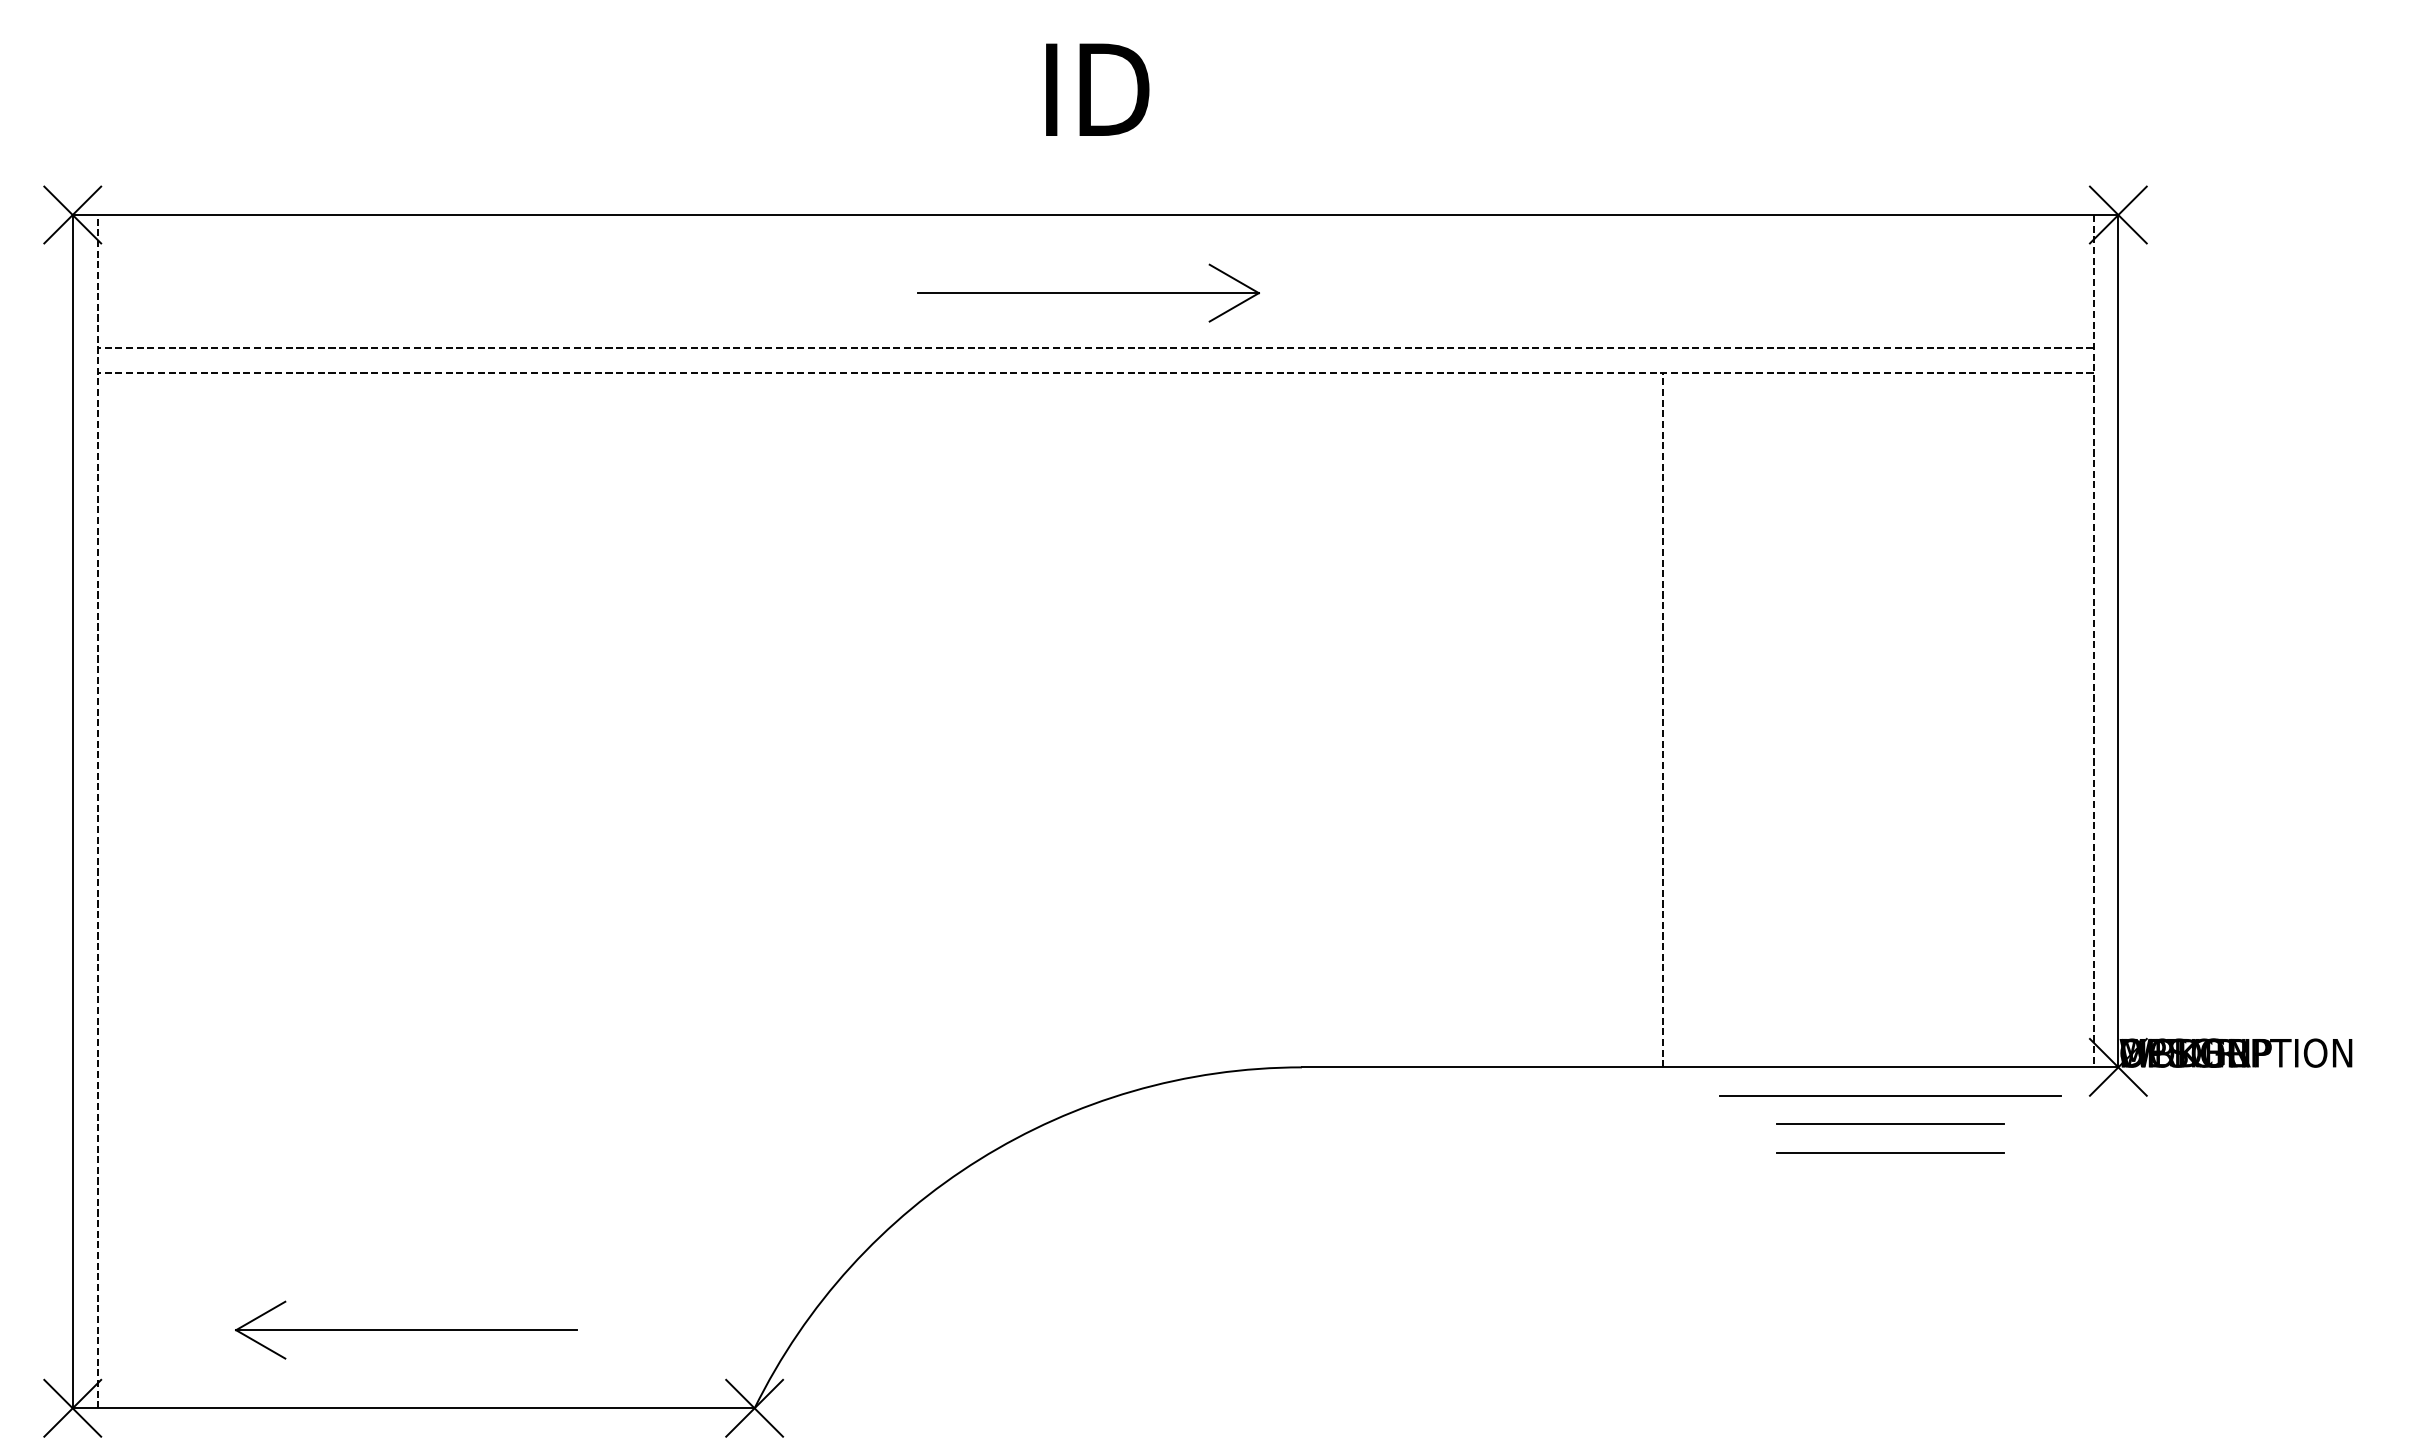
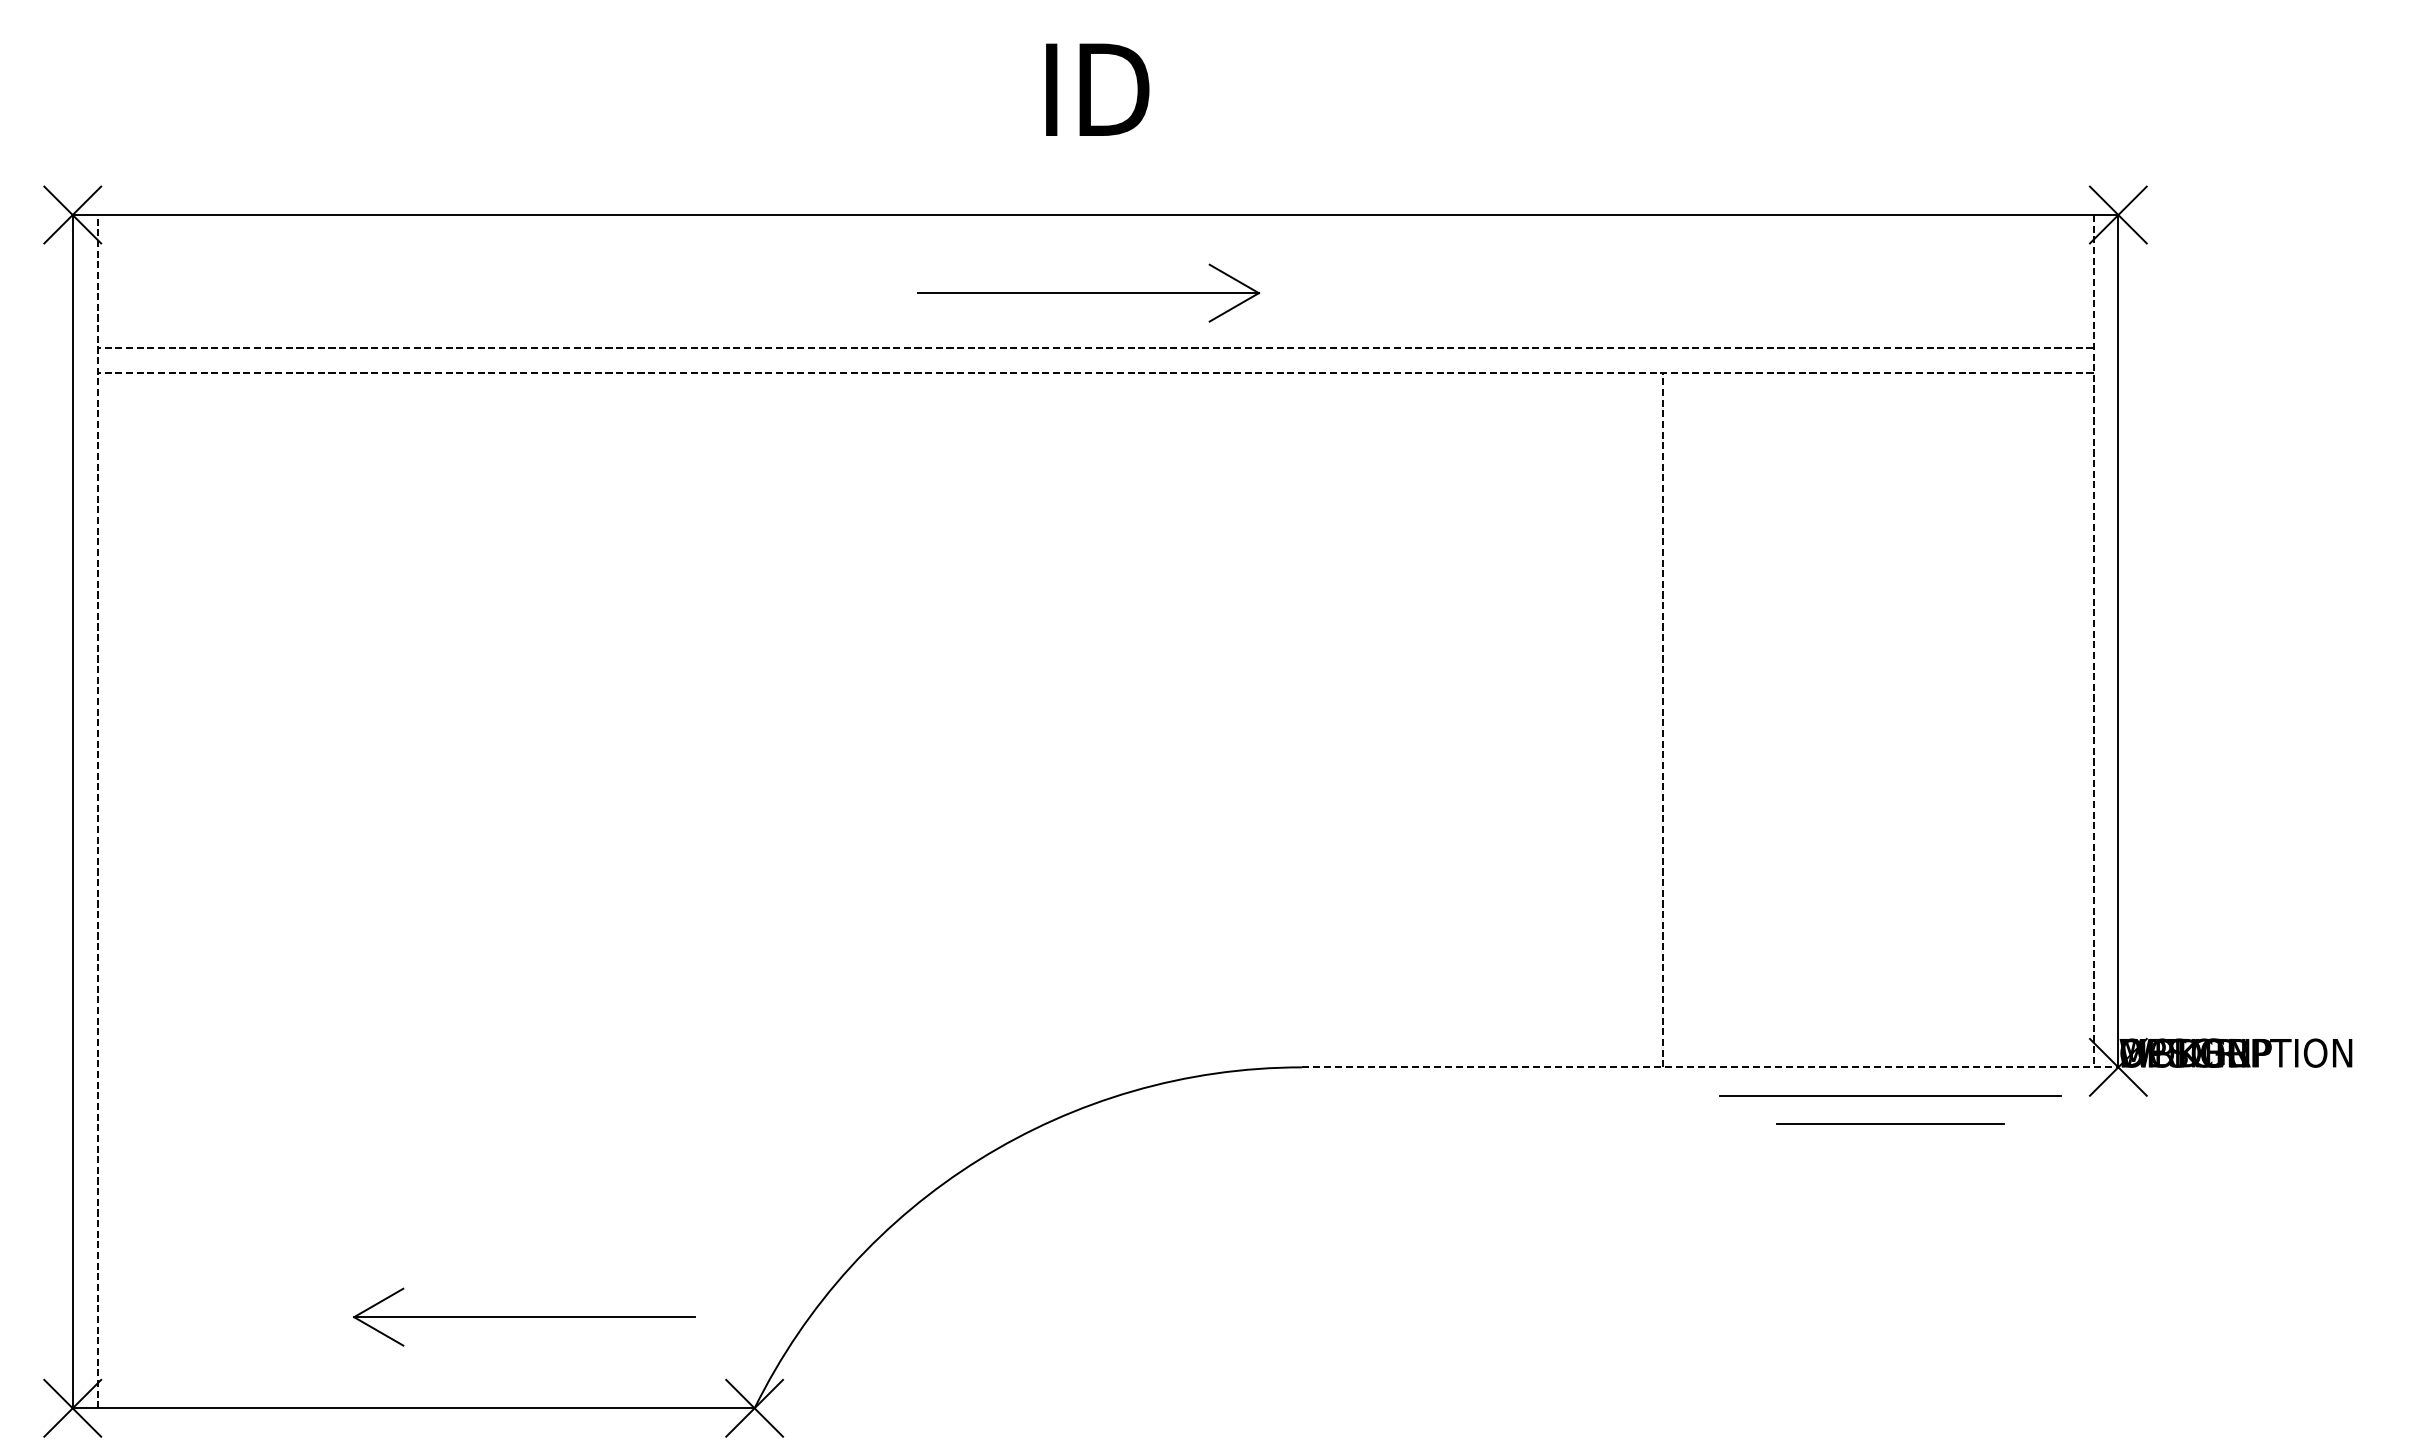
line: solid -> dashed (1710, 1067)
line: present -> none (1890, 1152)
part position: (406, 1329) -> (524, 1316) (524, 1316)
